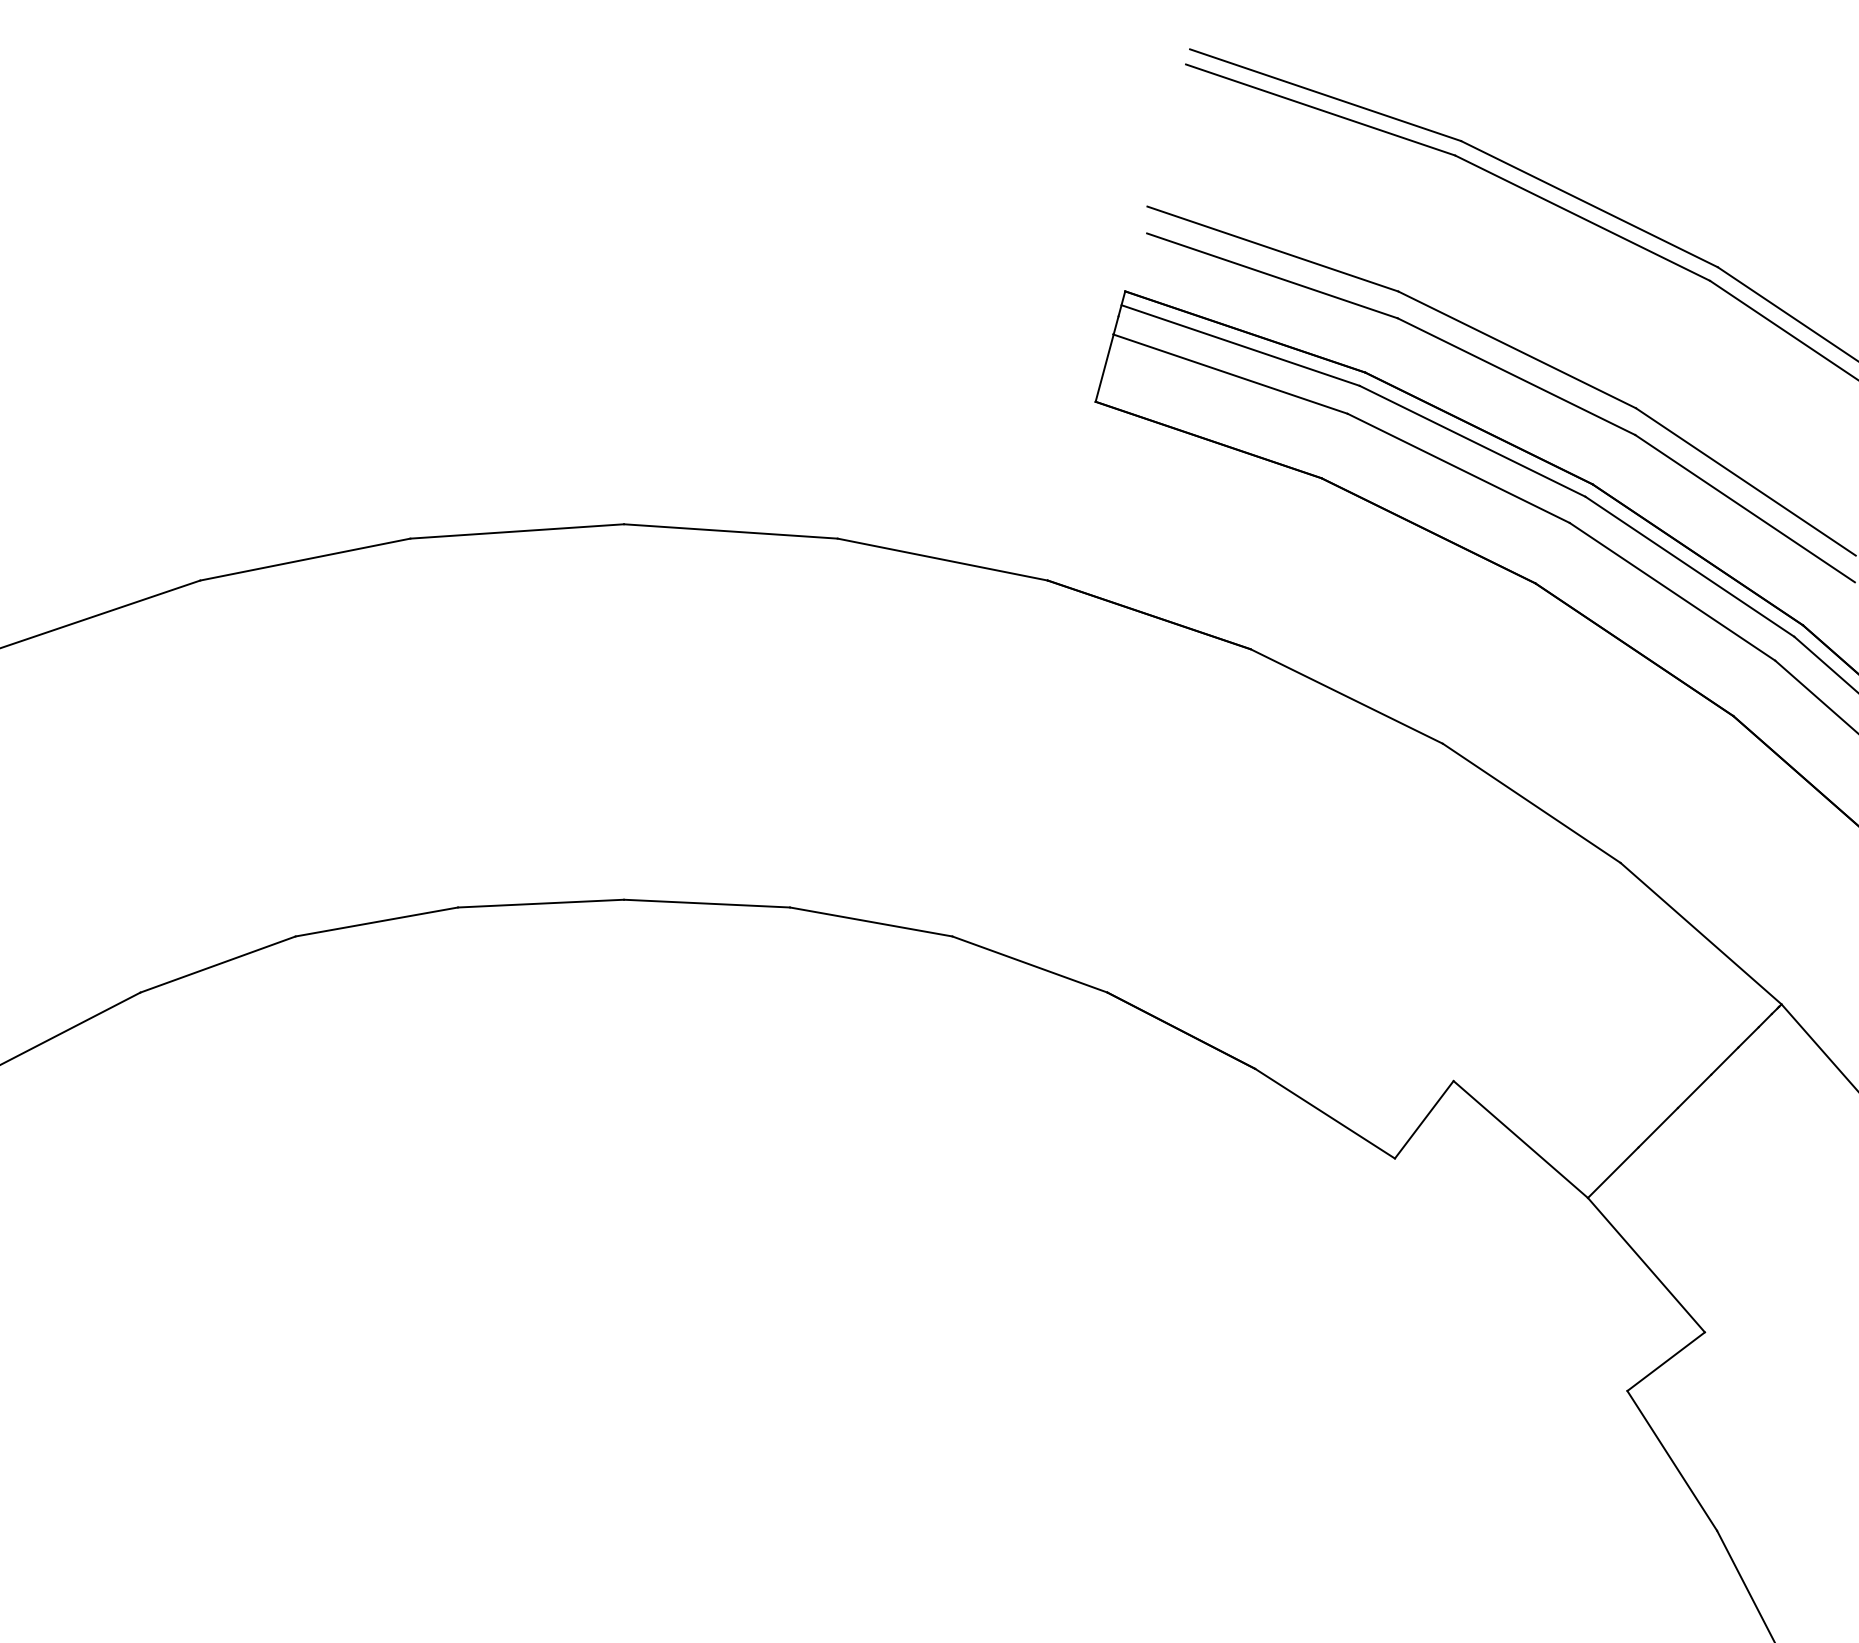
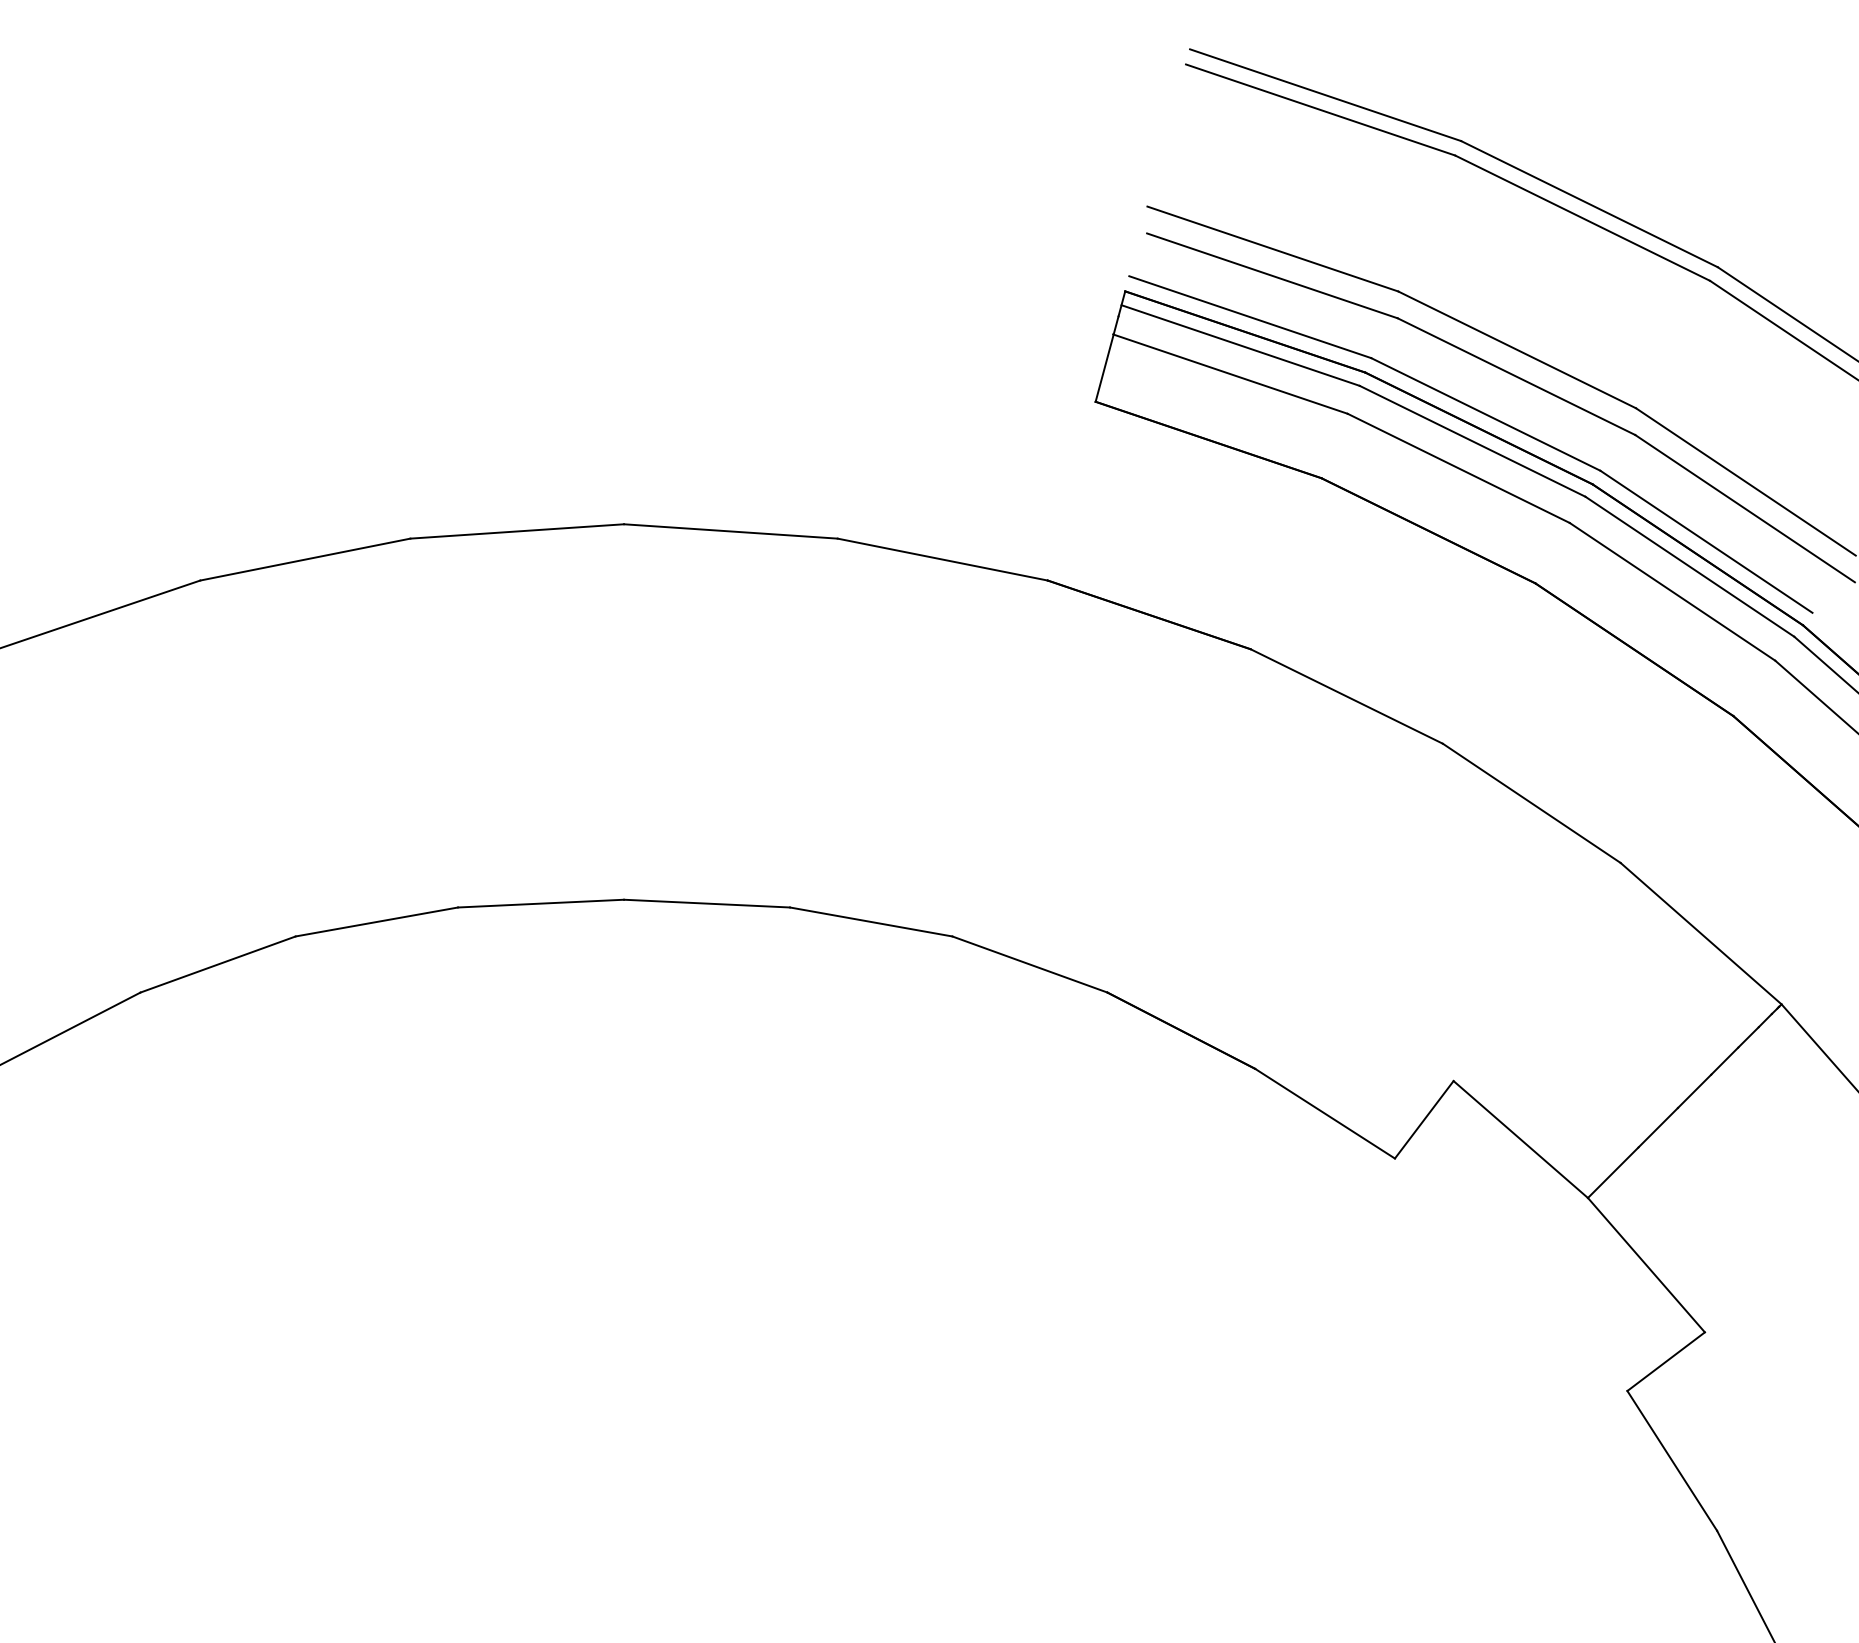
part: none -> present (1485, 415)
